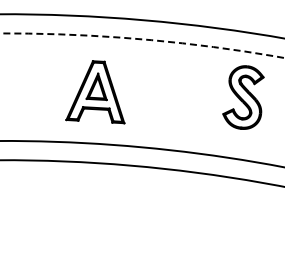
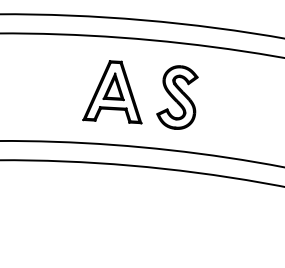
arc: dashed -> solid (144, 39)
part position: (95, 92) -> (112, 92) (112, 92)
part position: (243, 97) -> (177, 97) (177, 97)
